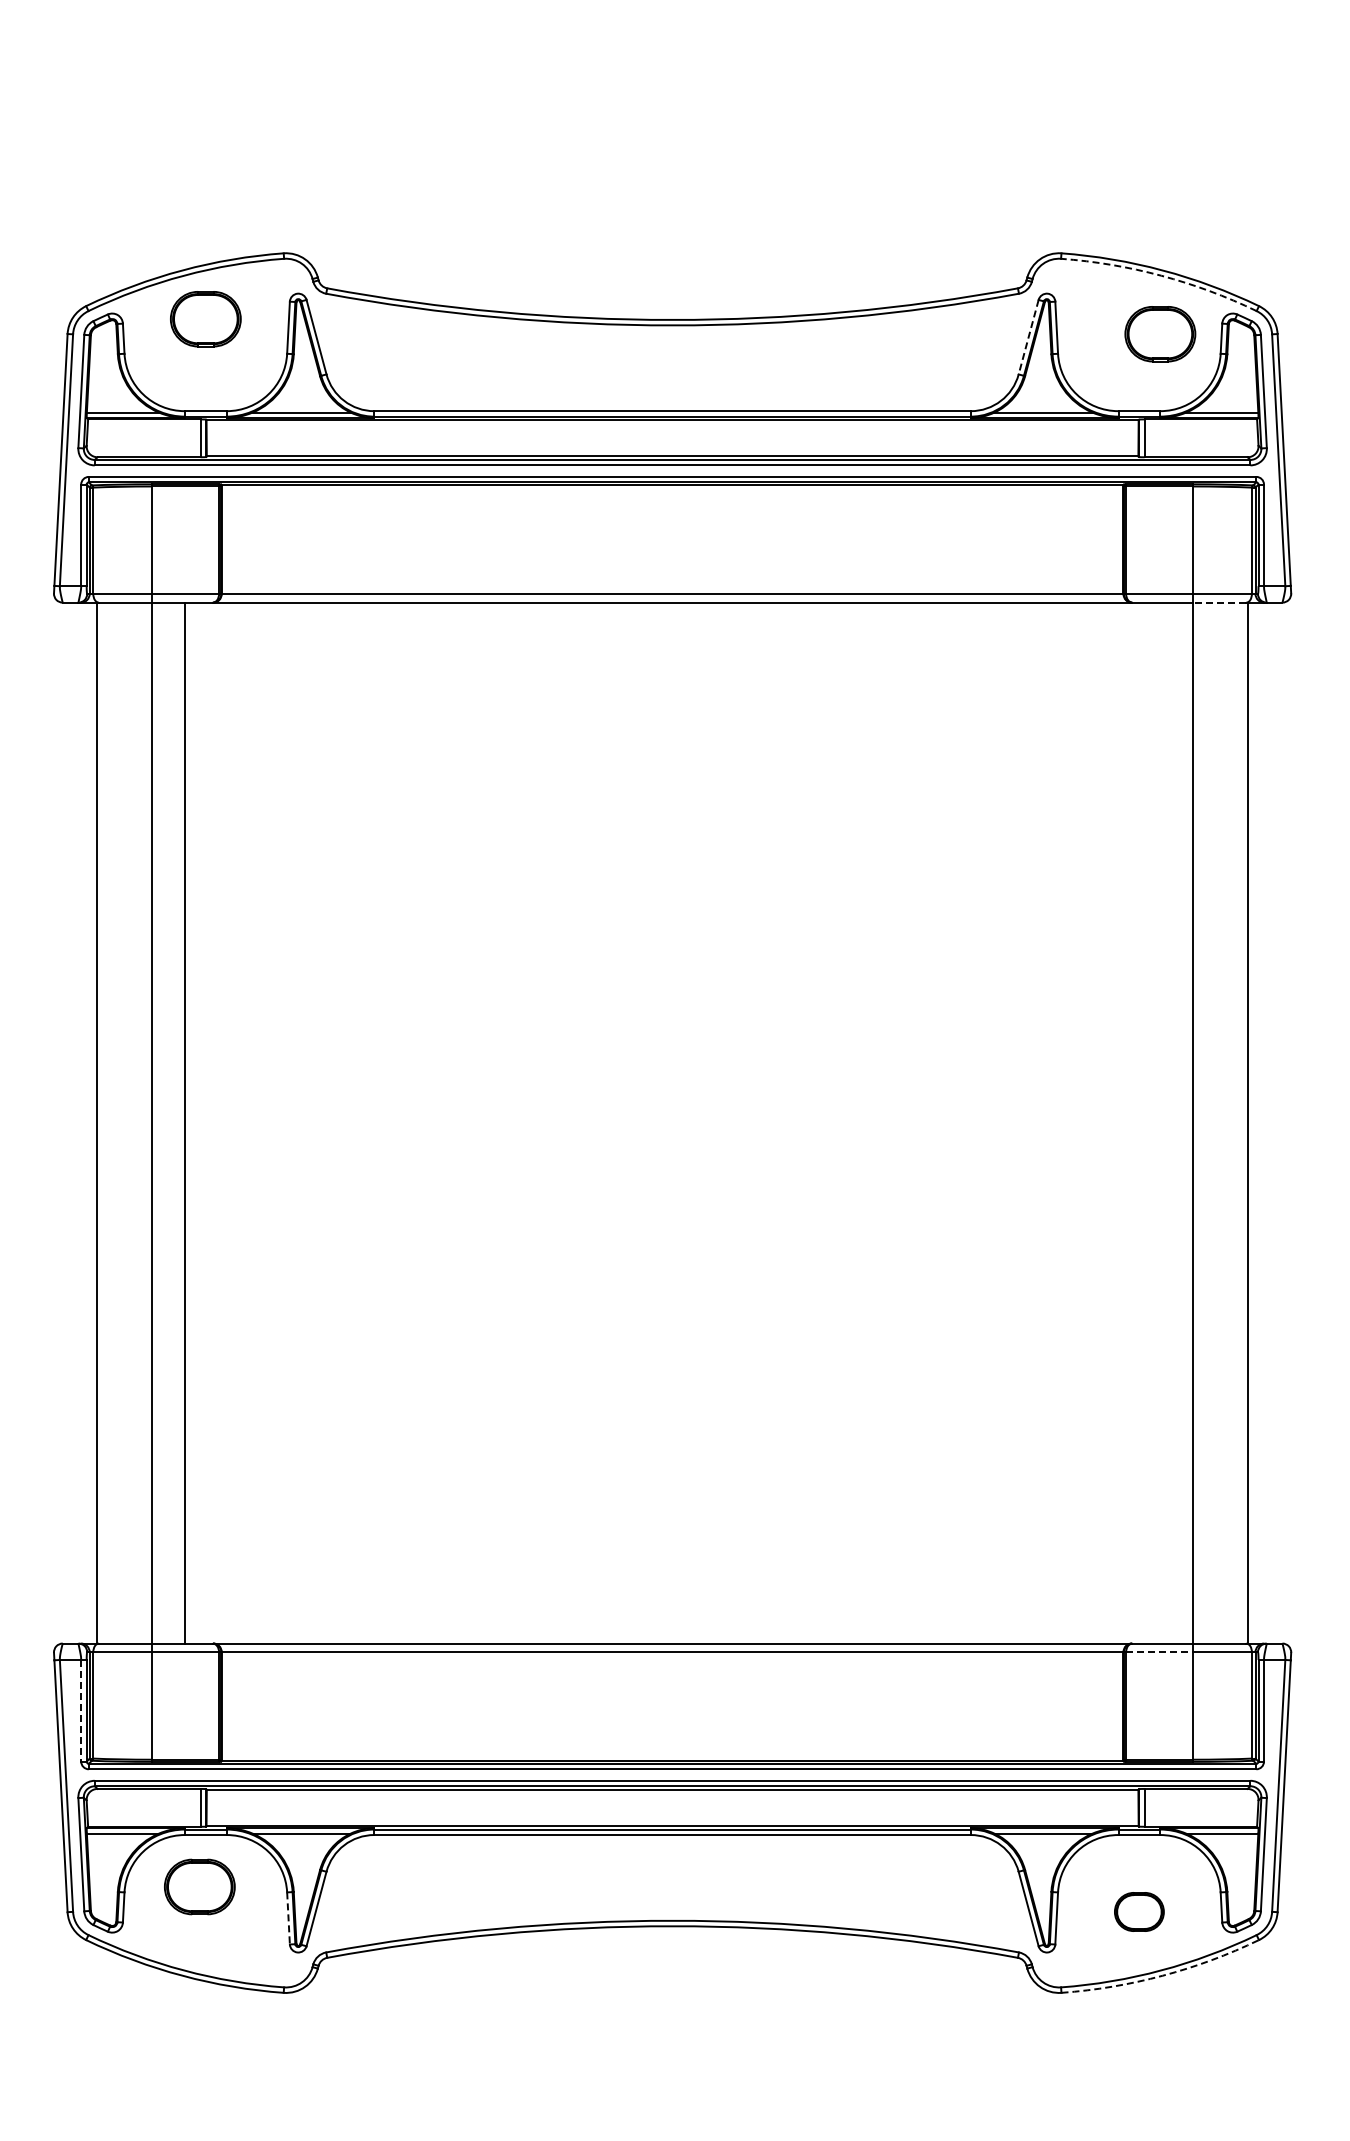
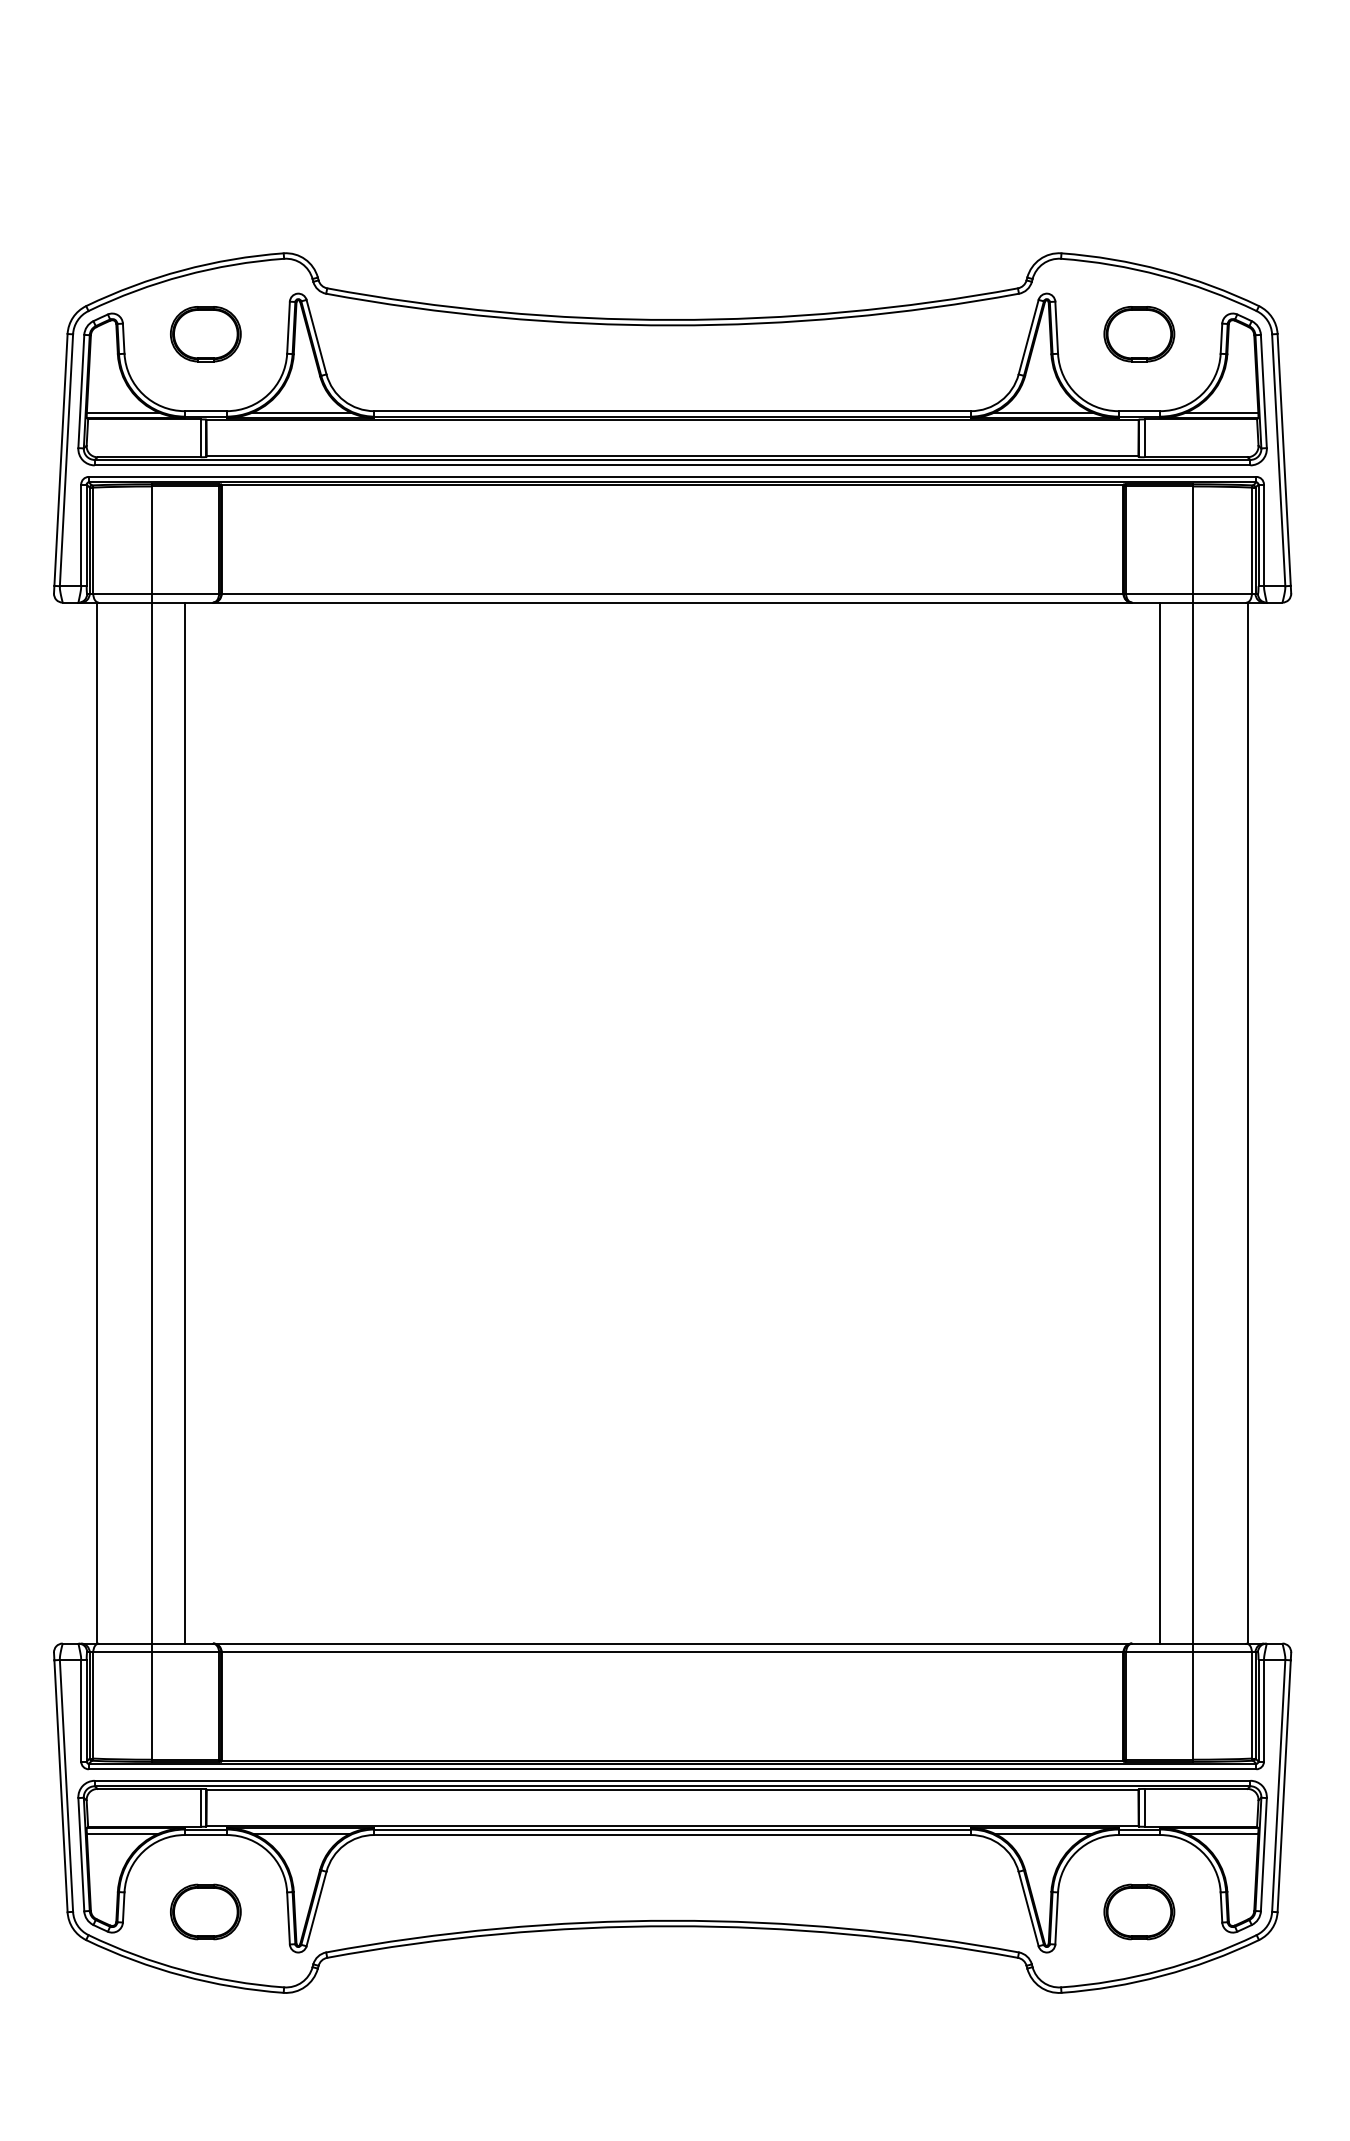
arc: dashed -> solid (1161, 275)
part position: (205, 319) -> (205, 334) (205, 334)
part position: (1160, 334) -> (1139, 334) (1139, 334)
line: dashed -> solid (1028, 337)
line: dashed -> solid (1219, 602)
line: none -> present (1160, 1122)
line: dashed -> solid (1160, 1652)
line: dashed -> solid (81, 1710)
part position: (199, 1886) -> (205, 1911) (205, 1911)
part size: 51x40 px -> 73x58 px (1139, 1911)
line: dashed -> solid (288, 1918)
arc: dashed -> solid (1162, 1975)
